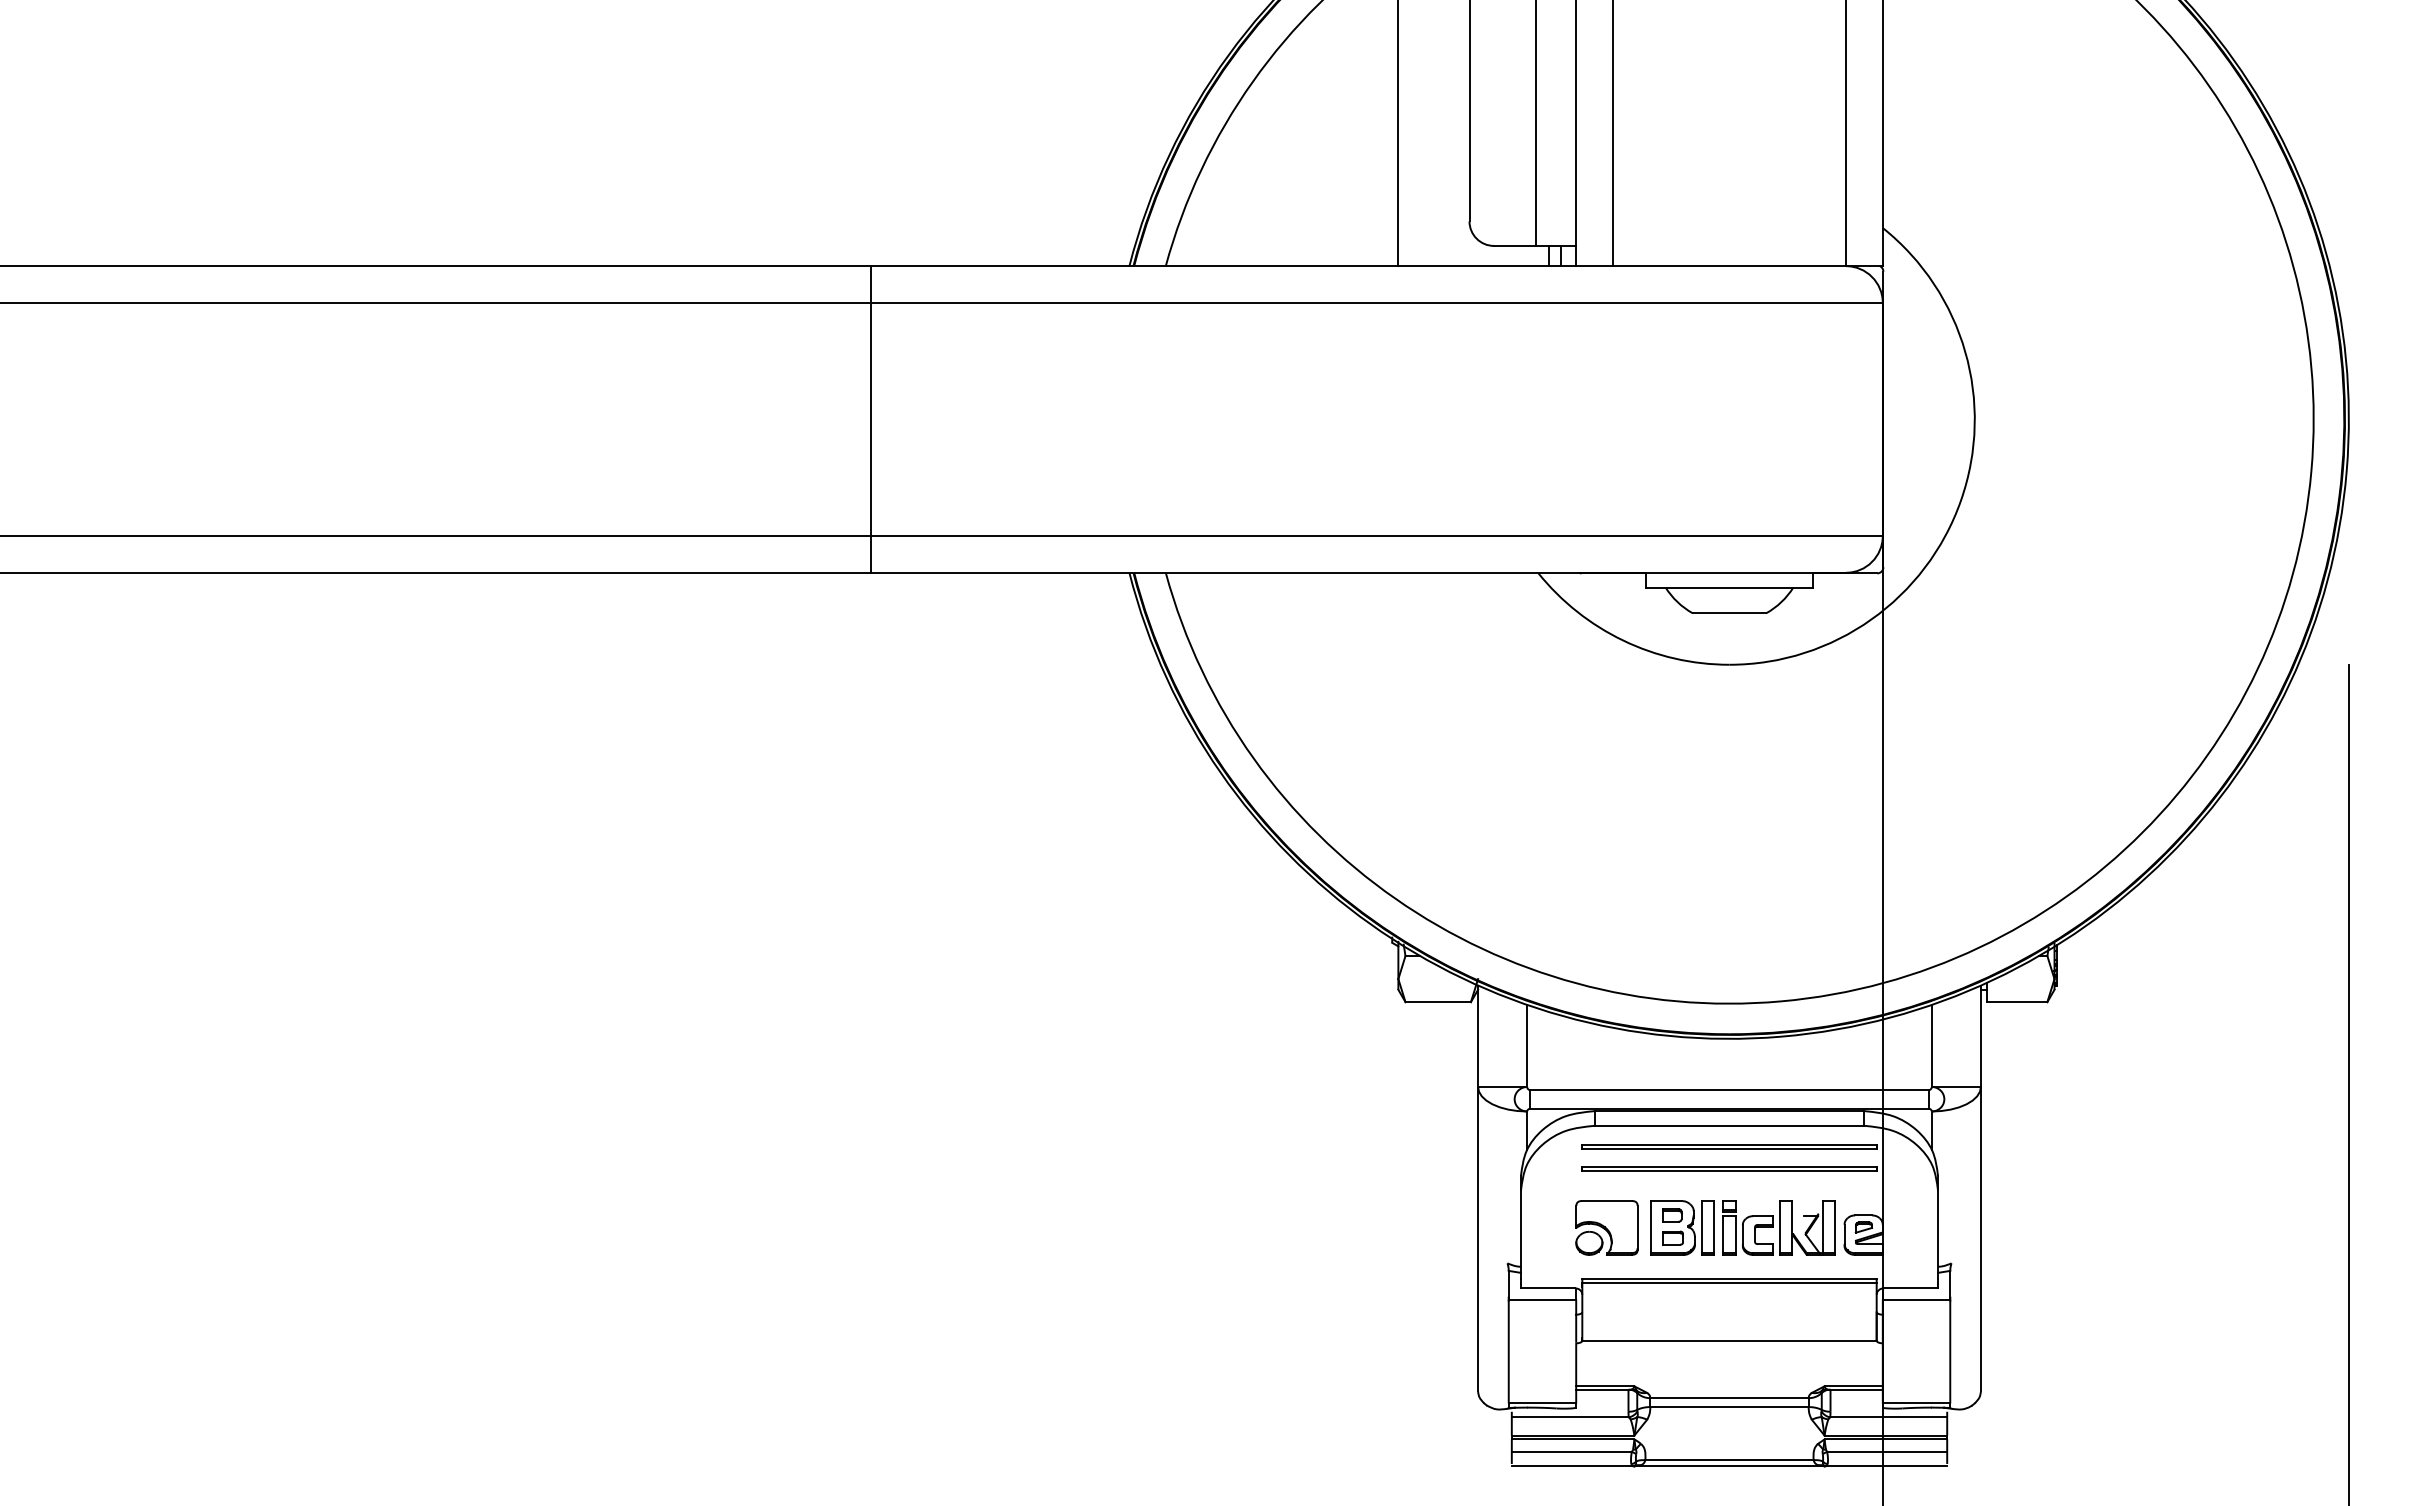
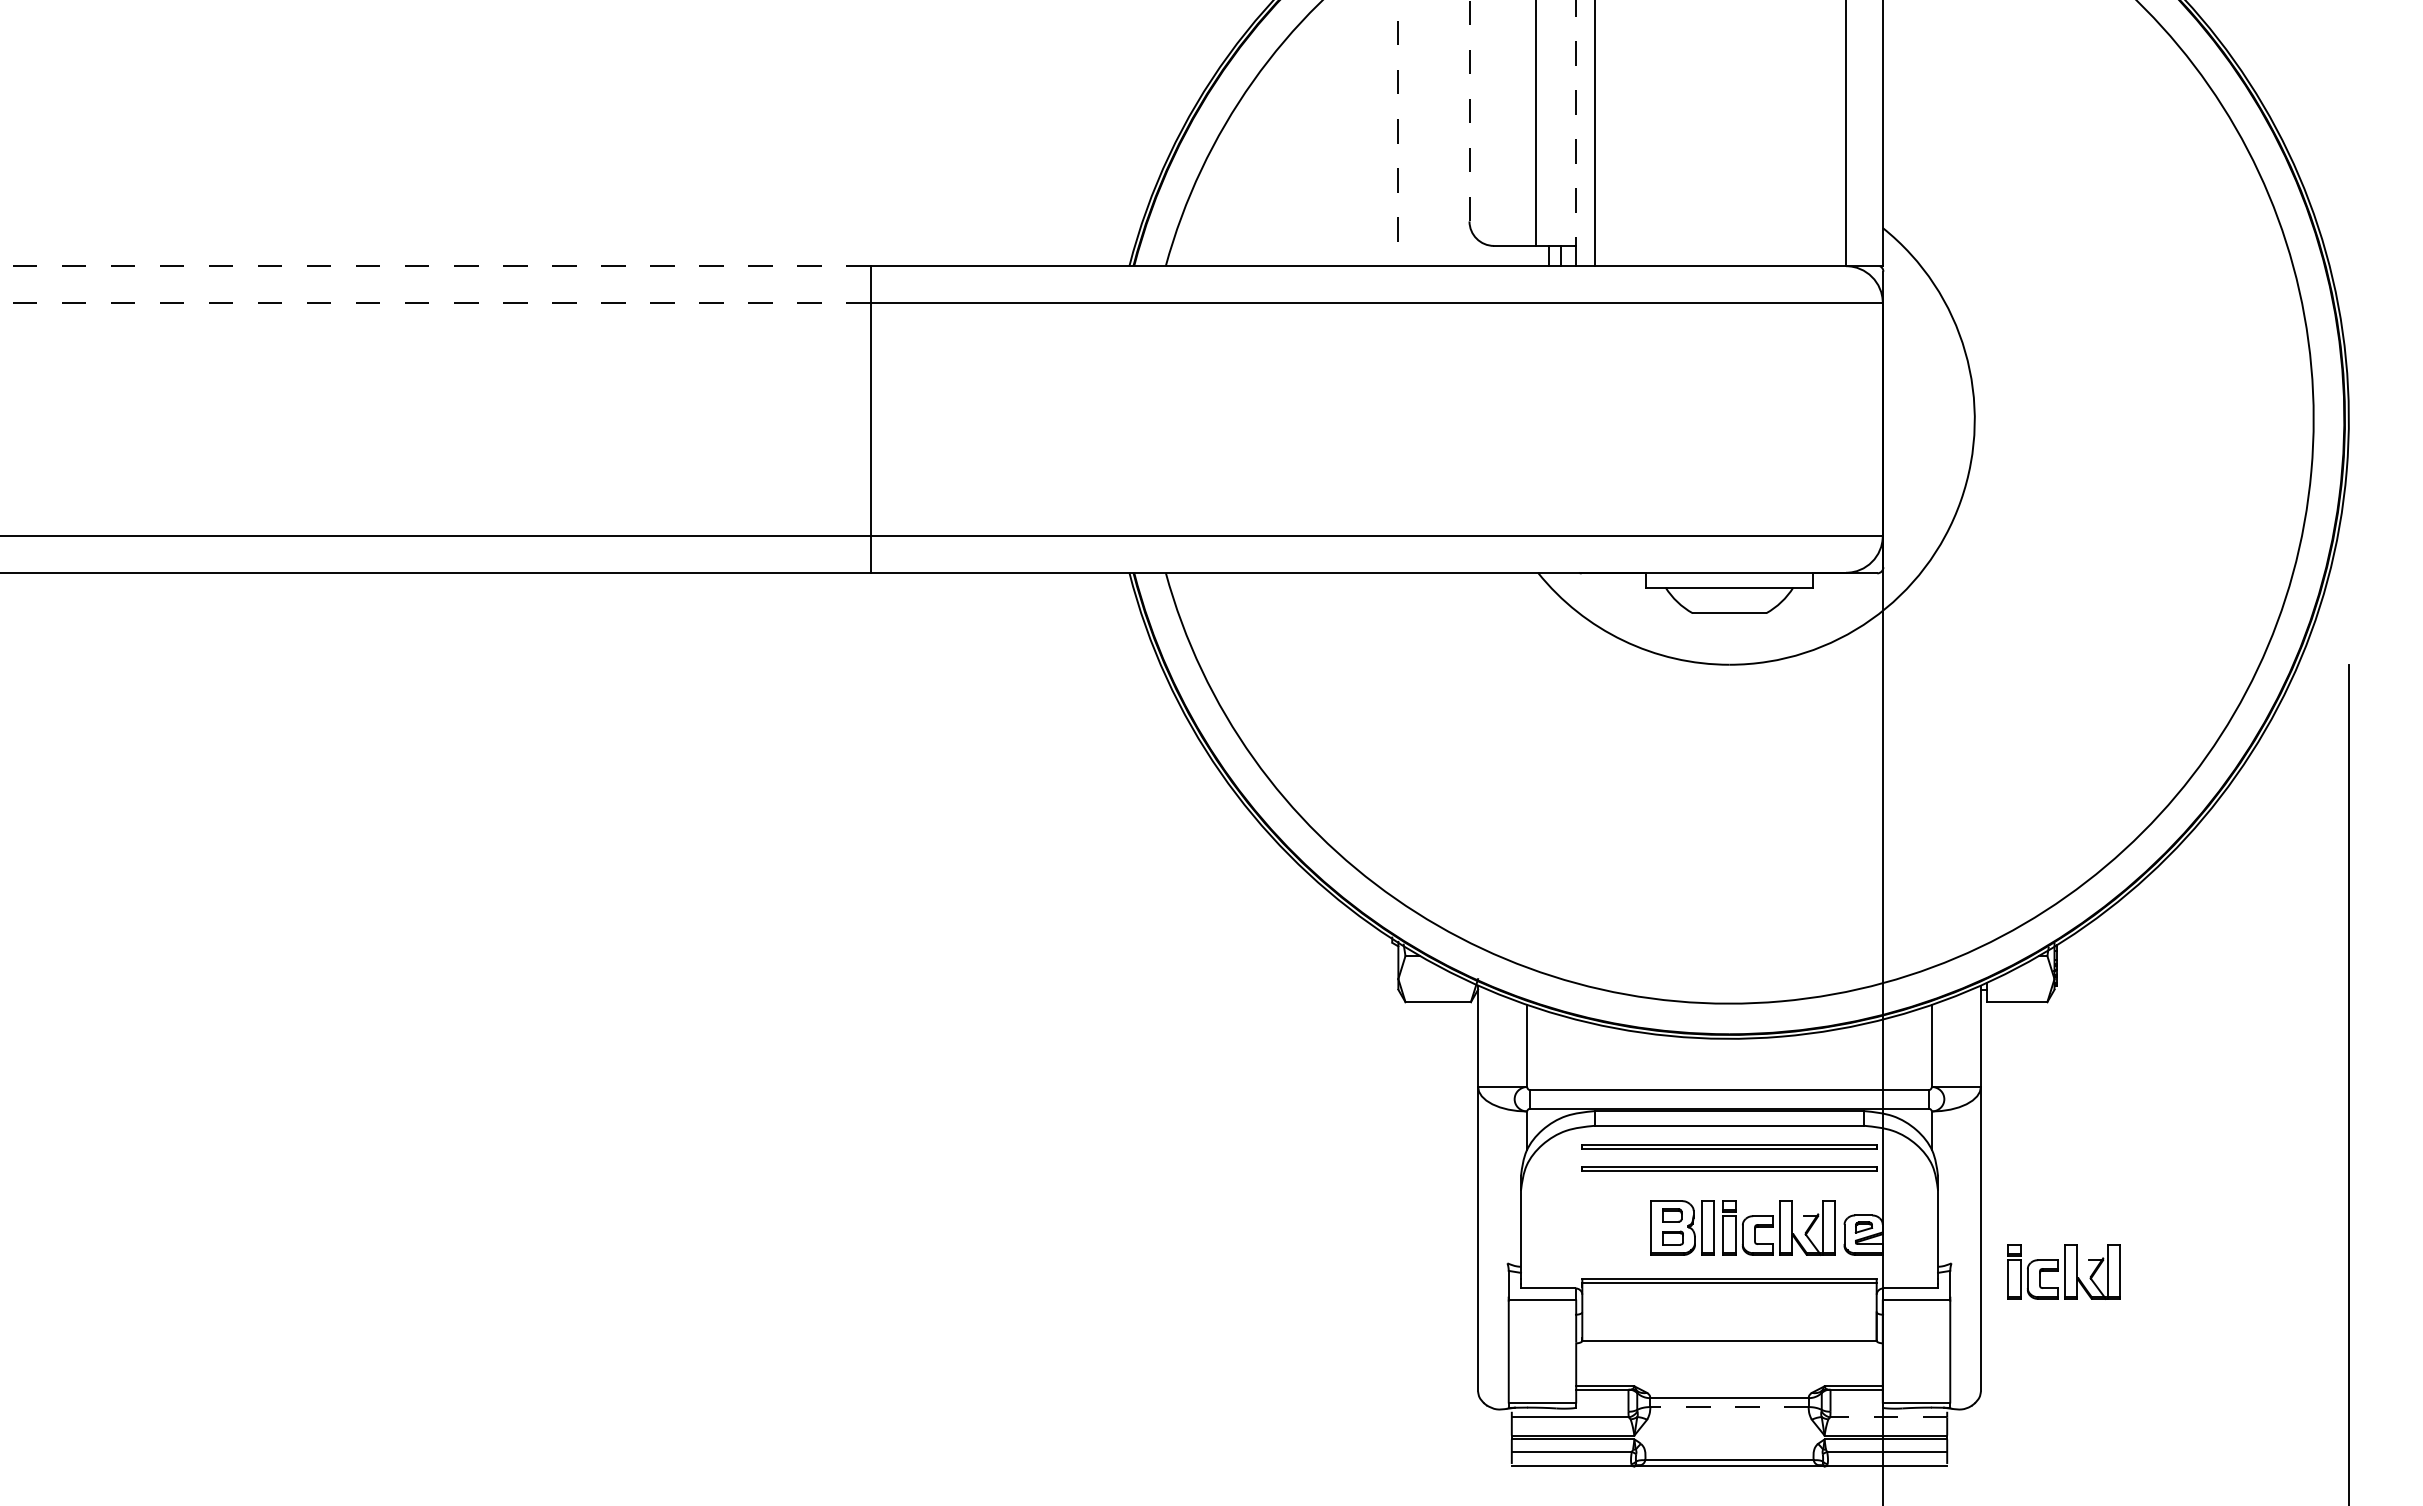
line: solid -> dashed (1469, 110)
line: solid -> dashed (1576, 123)
line: solid -> dashed (1398, 133)
line position: (1612, 134) -> (1594, 134) (1594, 134)
line: solid -> dashed (435, 266)
line: solid -> dashed (435, 302)
part: present -> none (1606, 1227)
part: none -> present (2063, 1271)
line: solid -> dashed (1729, 1407)
line: solid -> dashed (1888, 1417)
